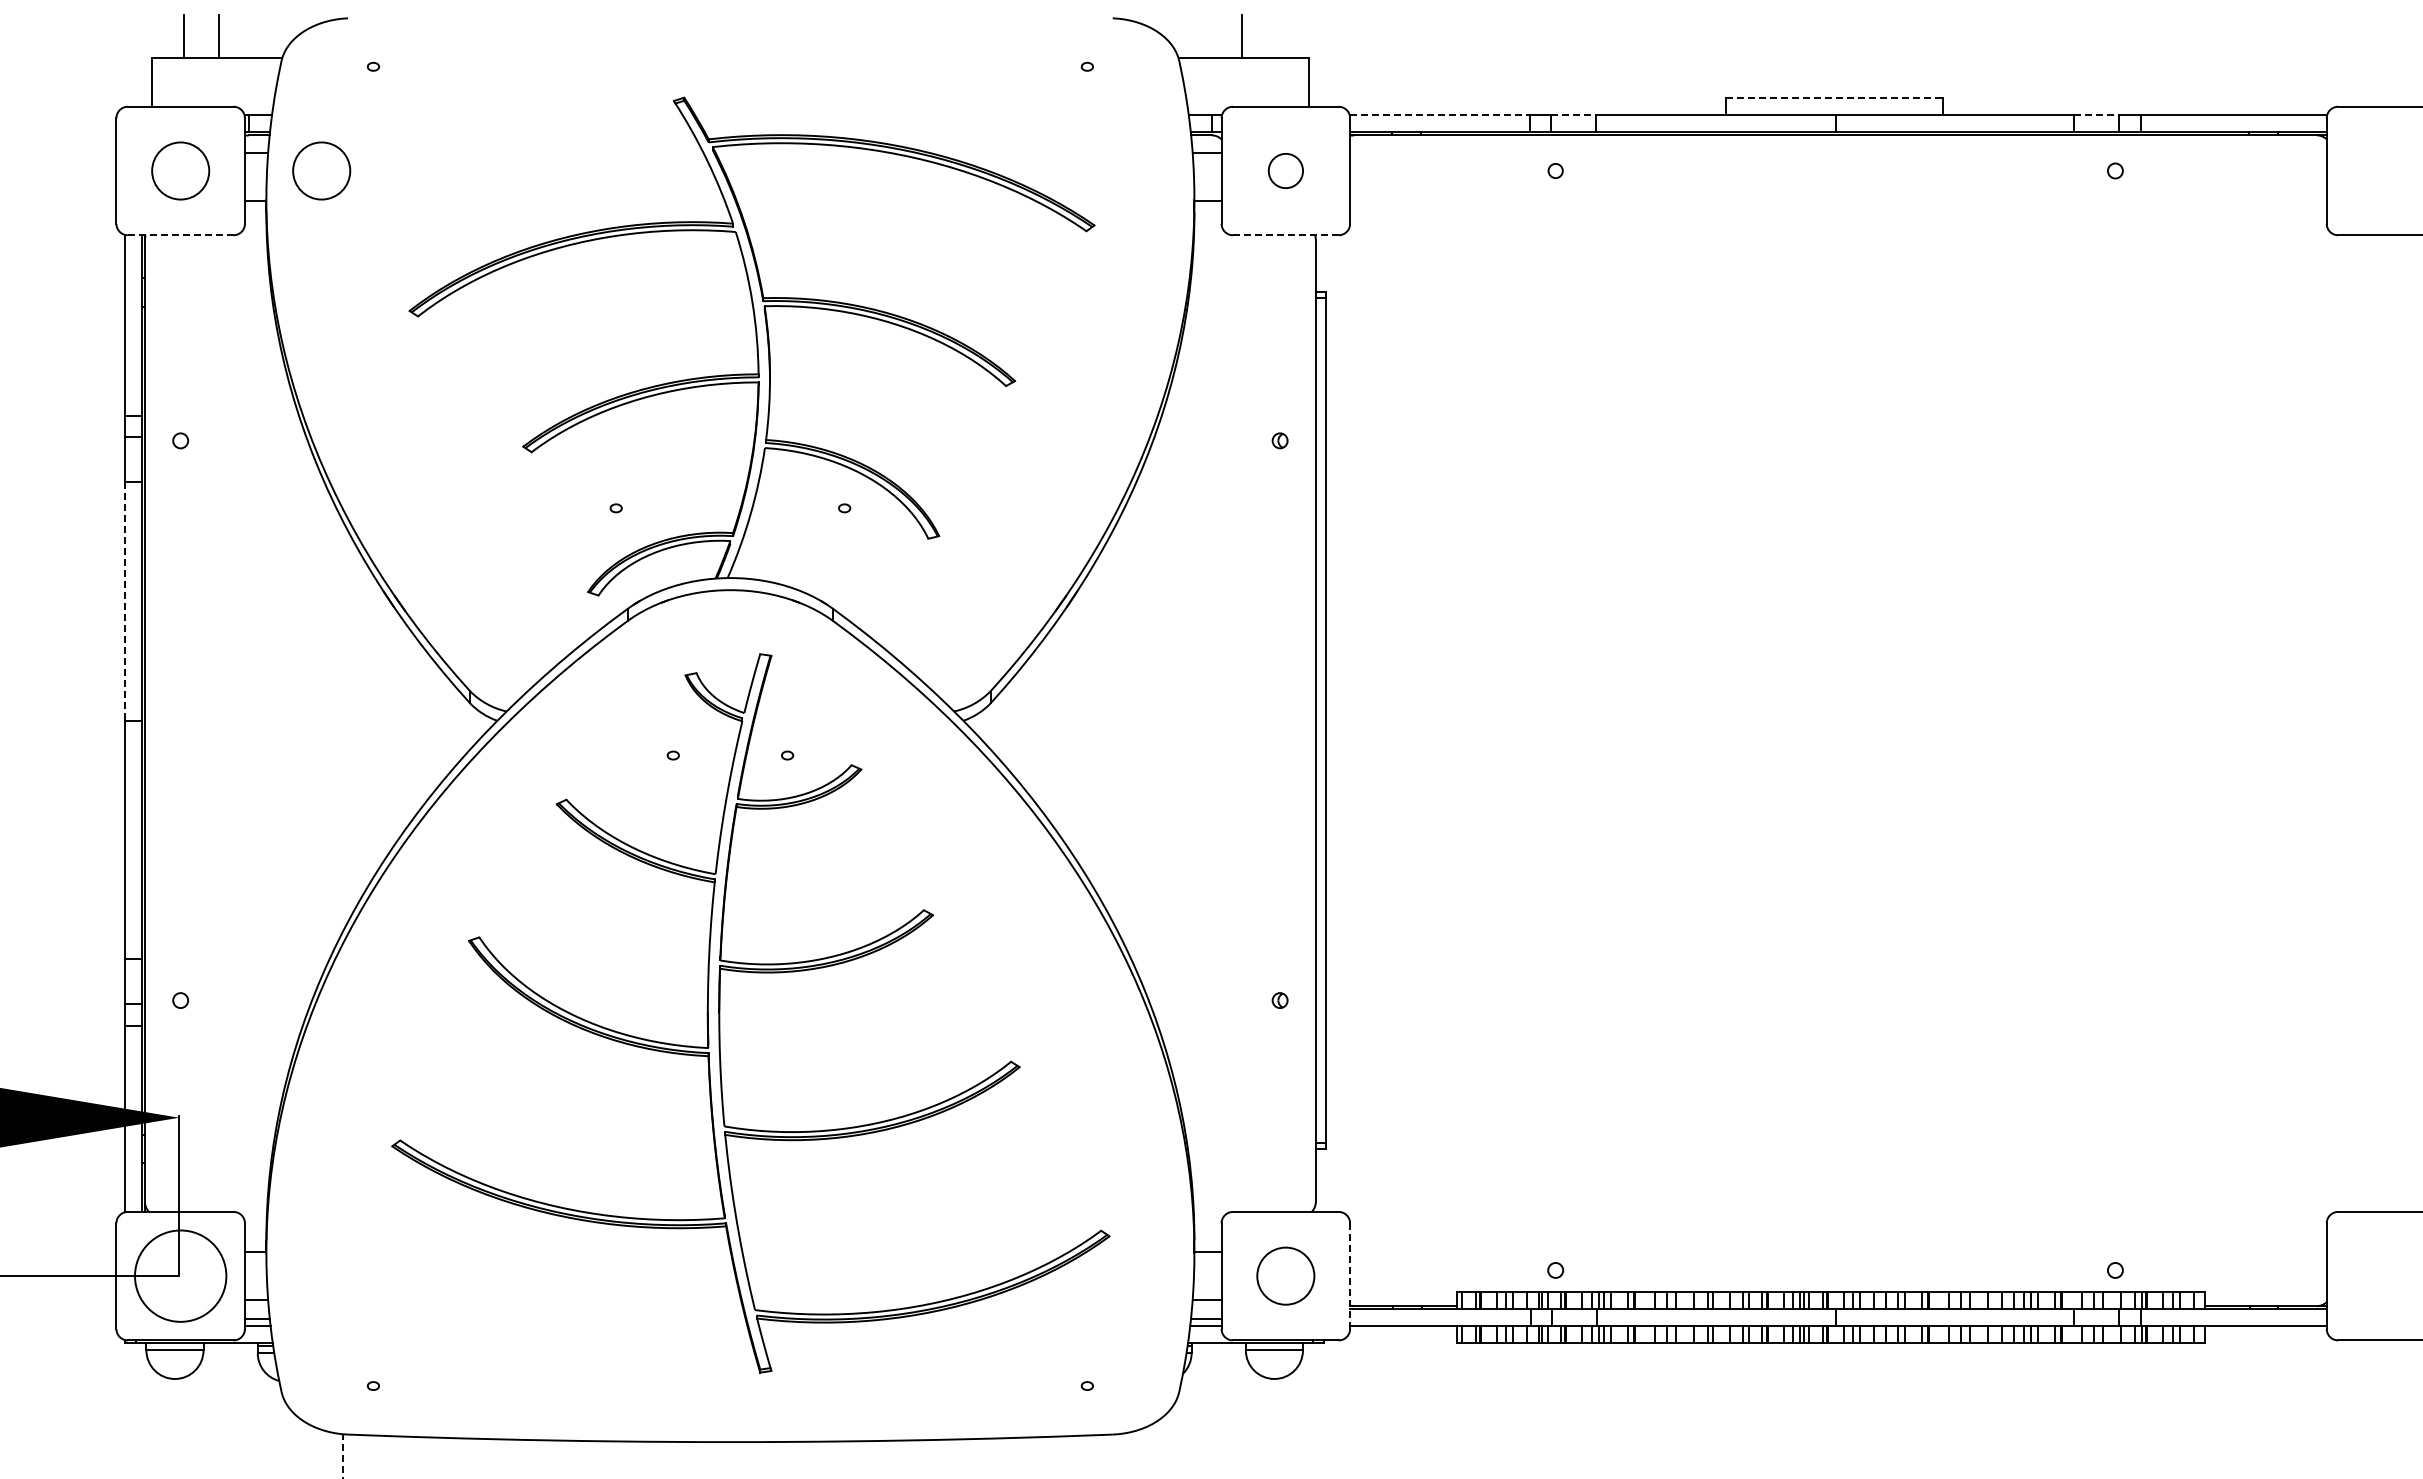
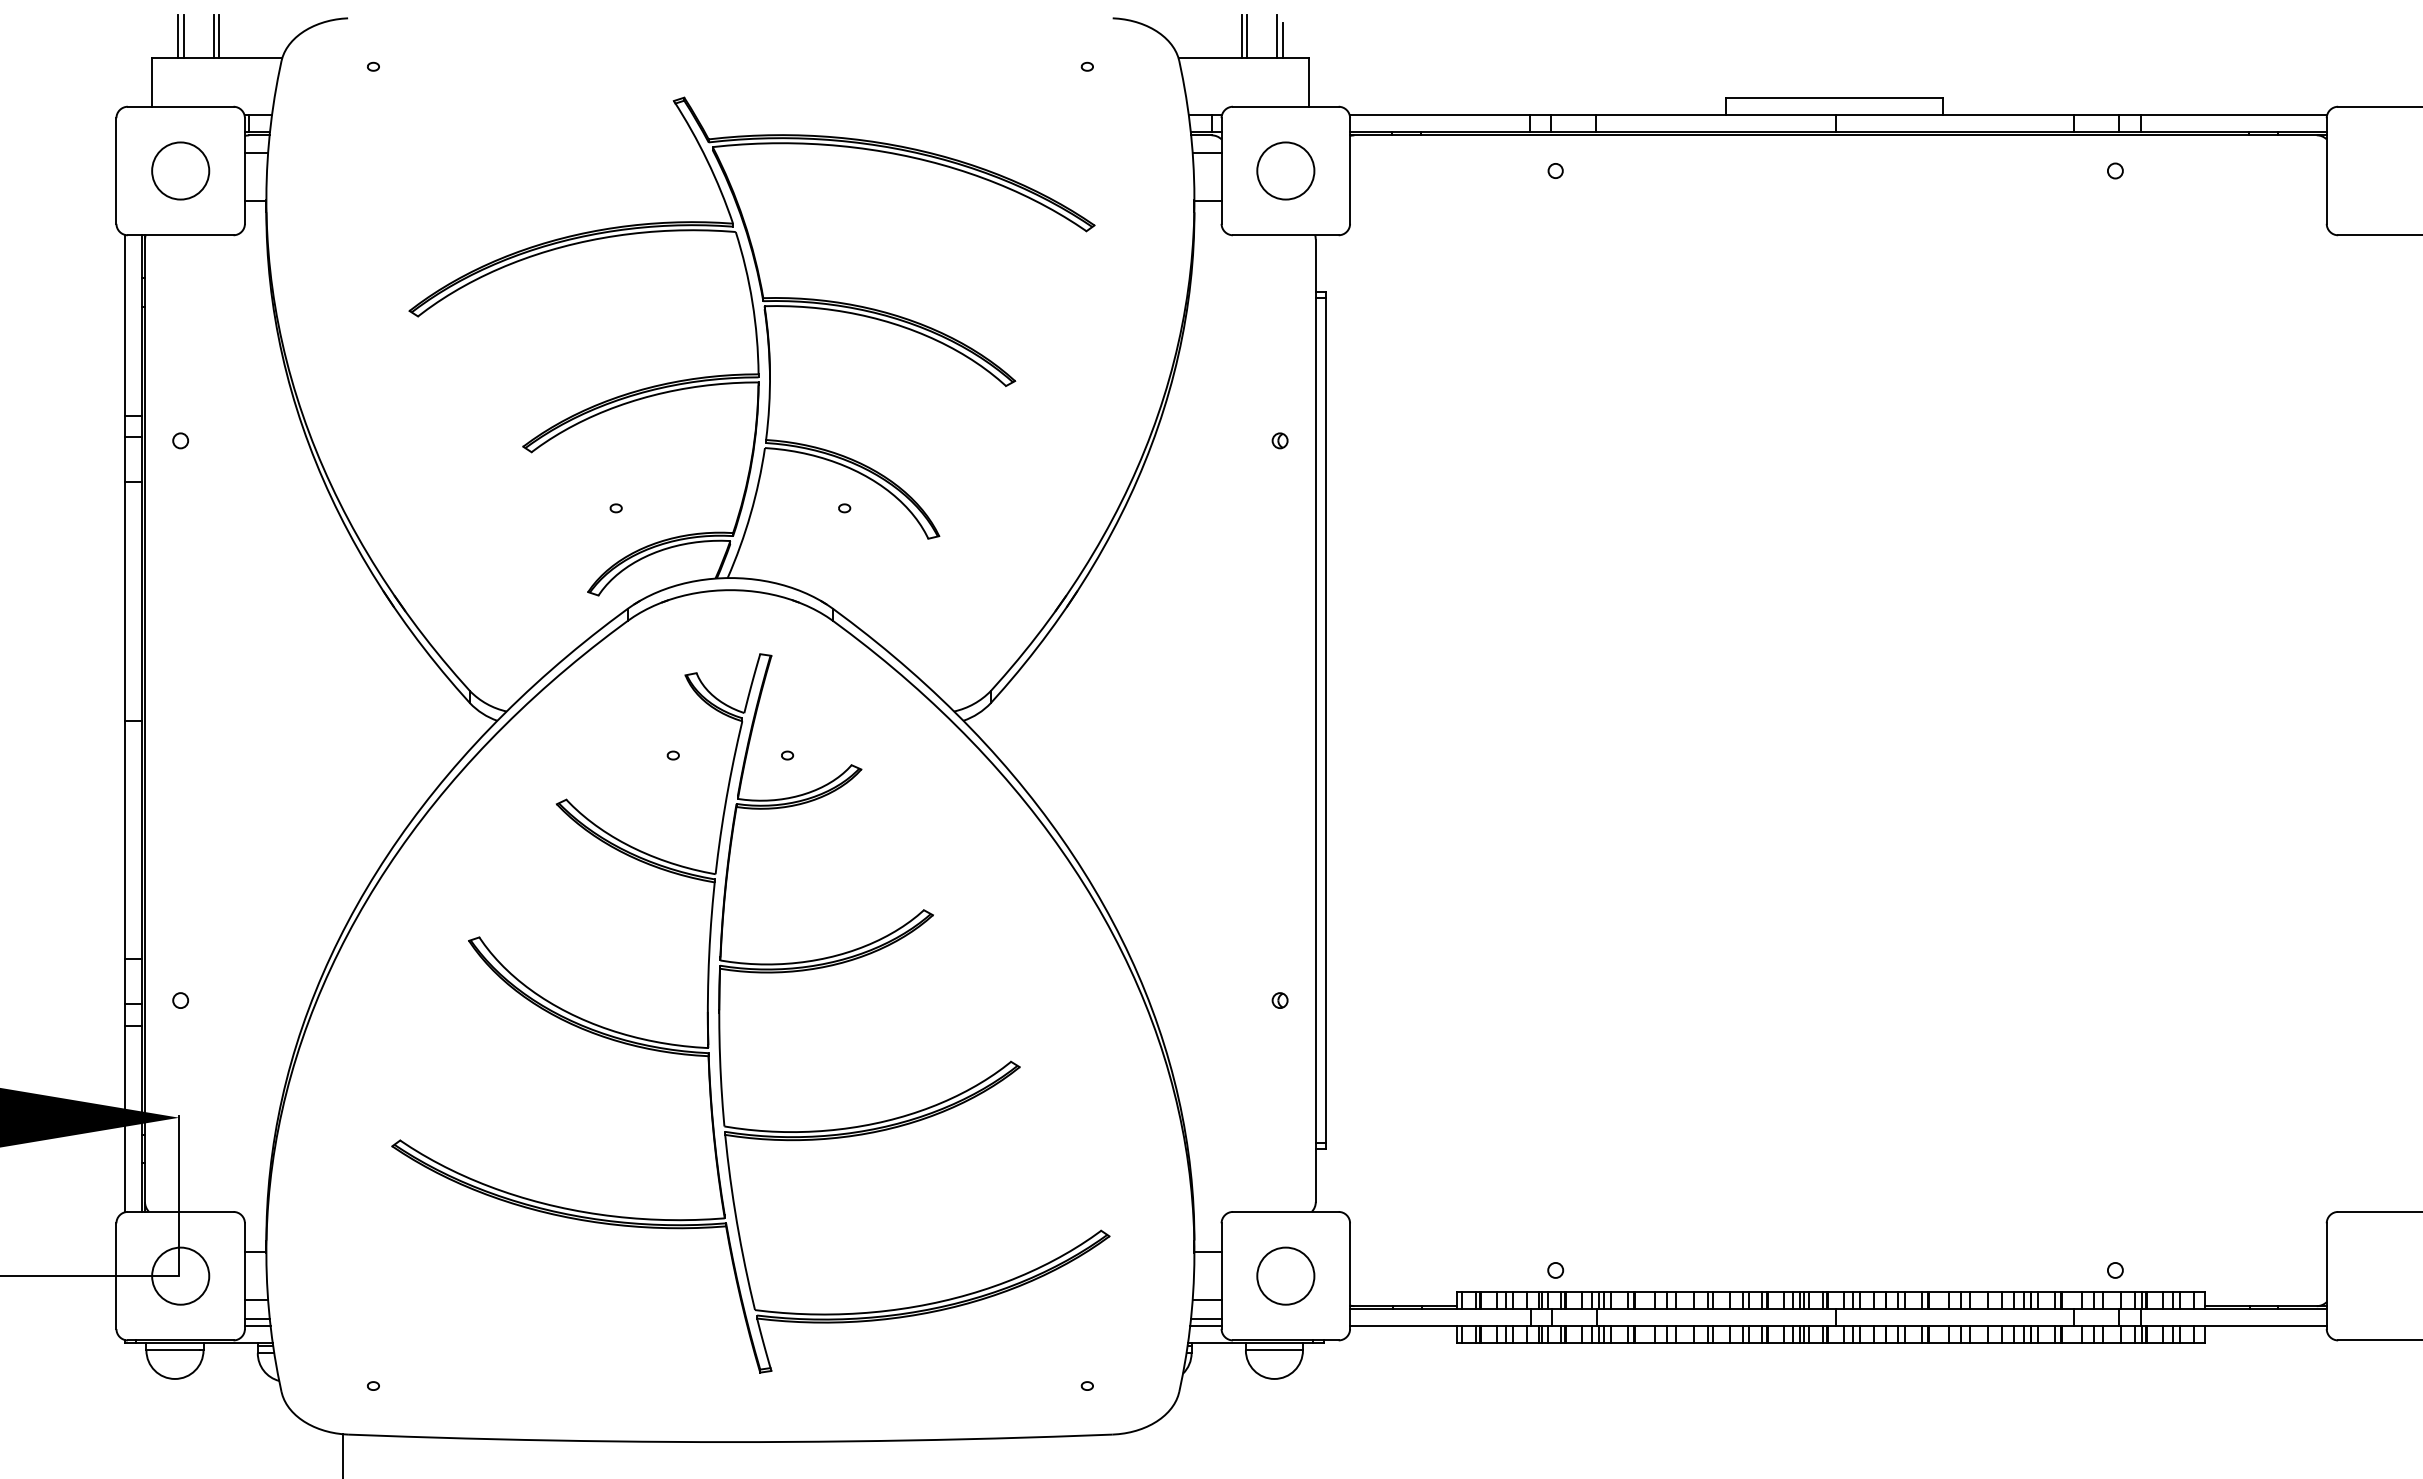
line: none -> present (177, 36)
line: none -> present (213, 36)
line: none -> present (1247, 36)
line: none -> present (1277, 36)
line: none -> present (1282, 40)
line: dashed -> solid (1834, 98)
line: dashed -> solid (1440, 115)
line: dashed -> solid (1574, 115)
line: dashed -> solid (2097, 115)
circle: present -> none (321, 170)
circle size: 37x36 px -> 60x60 px (1285, 170)
line: dashed -> solid (180, 235)
line: dashed -> solid (1285, 235)
line: dashed -> solid (125, 601)
circle diameter: 91 px -> 57 px (180, 1275)
line: dashed -> solid (1350, 1276)
line: dashed -> solid (343, 1456)
